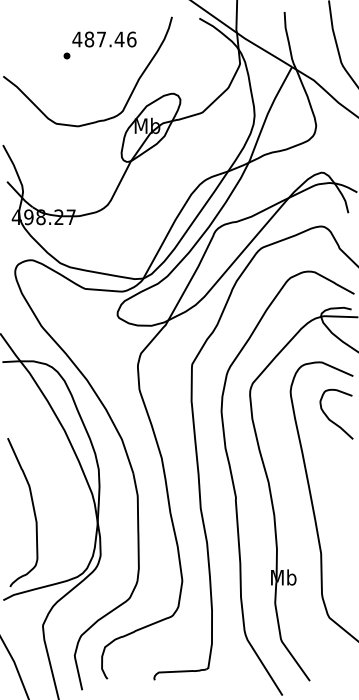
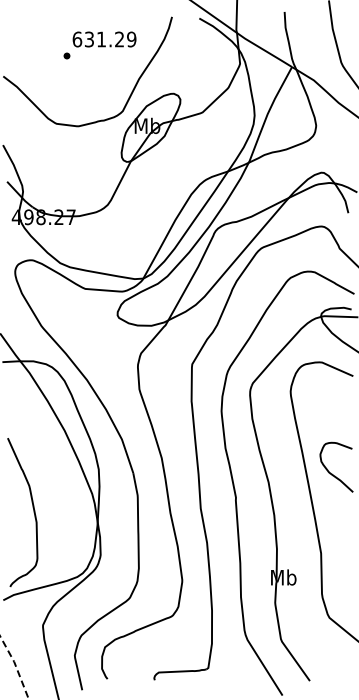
text: 487.46 -> 631.29 (104, 39)
curve position: (332, 420) -> (332, 473) (332, 473)
line: solid -> dashed (16, 667)
